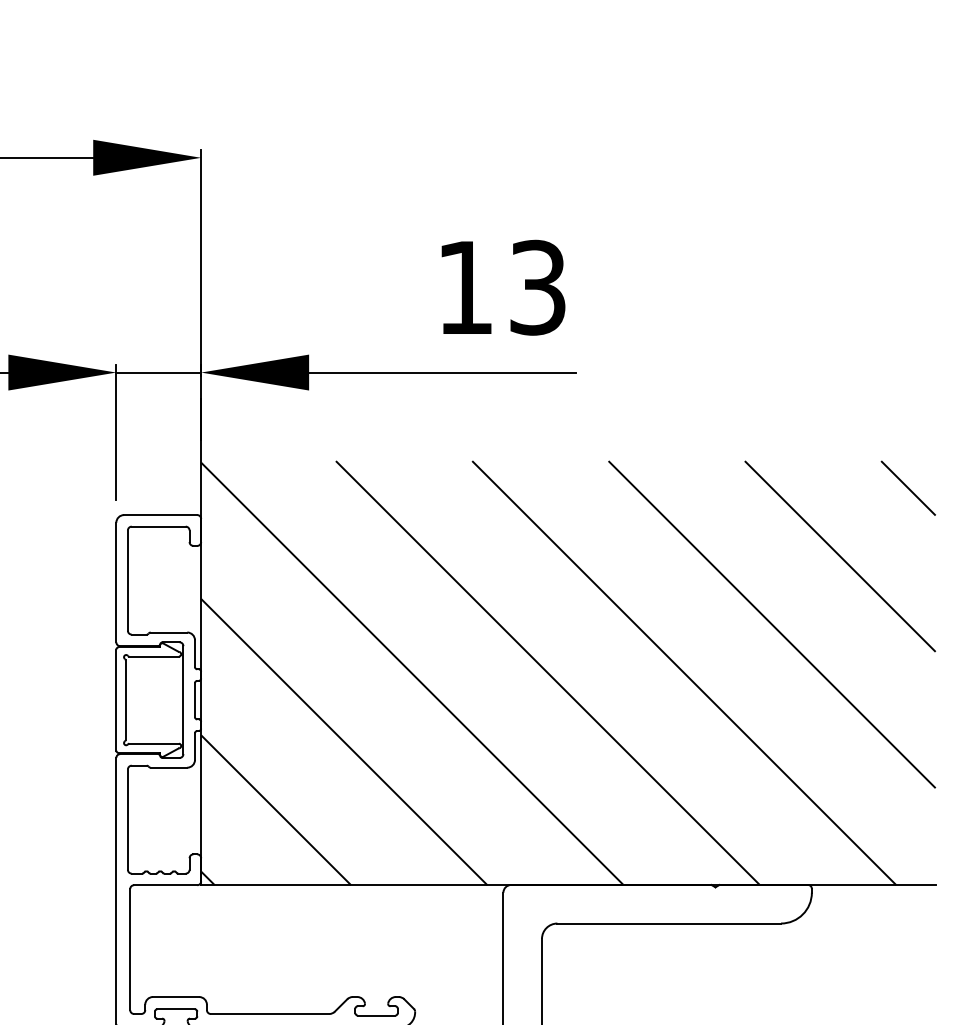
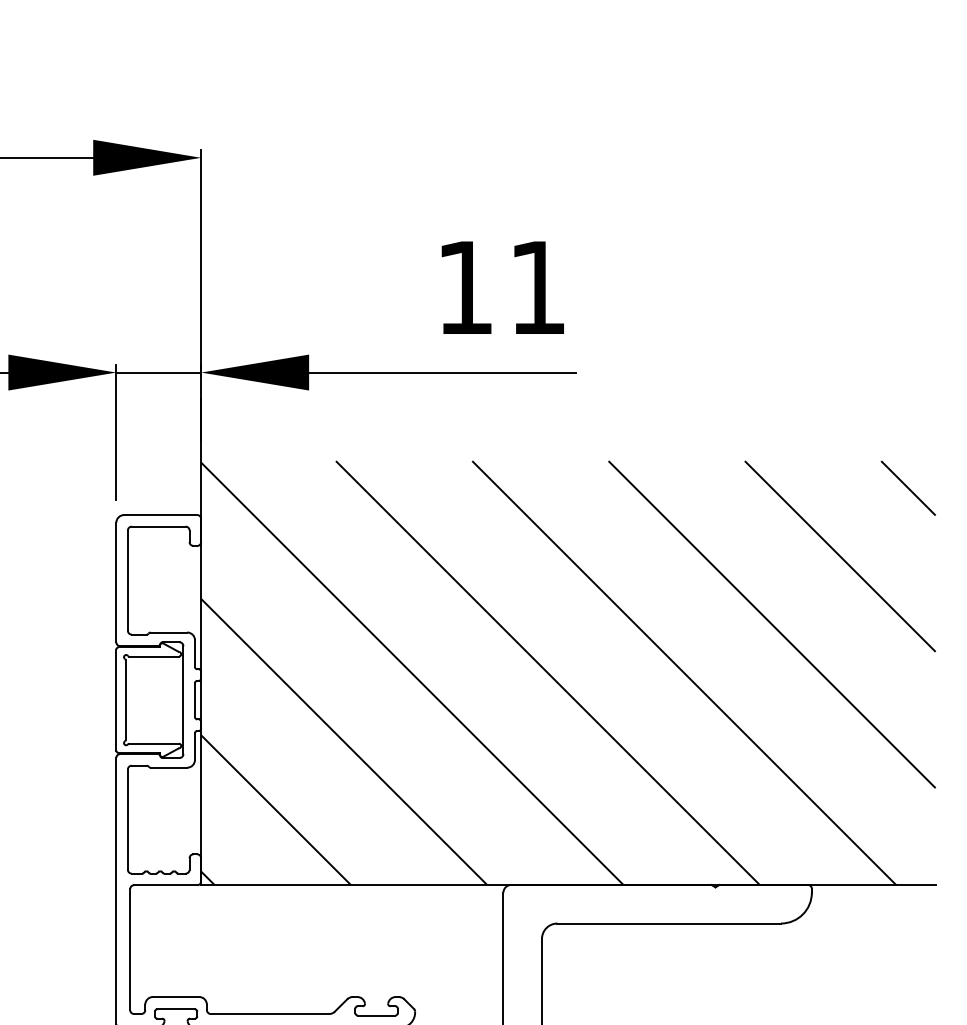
text: 13 -> 11 (537, 287)
